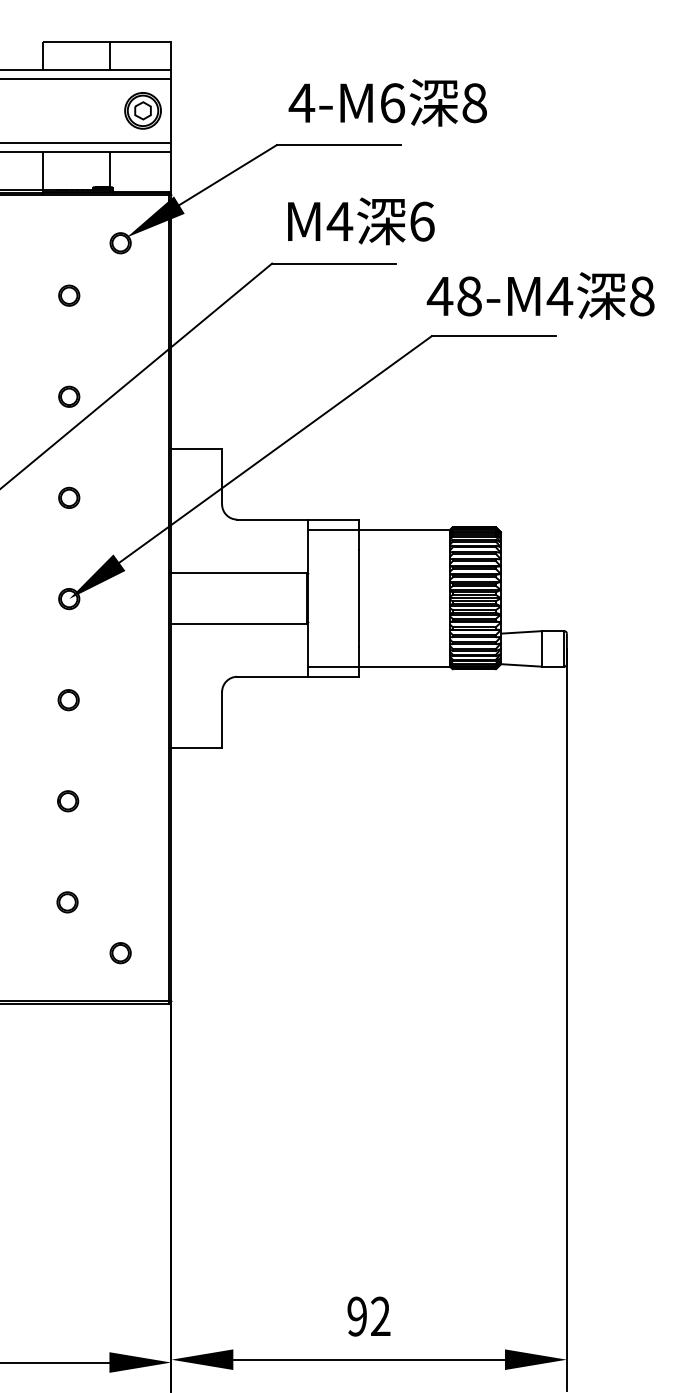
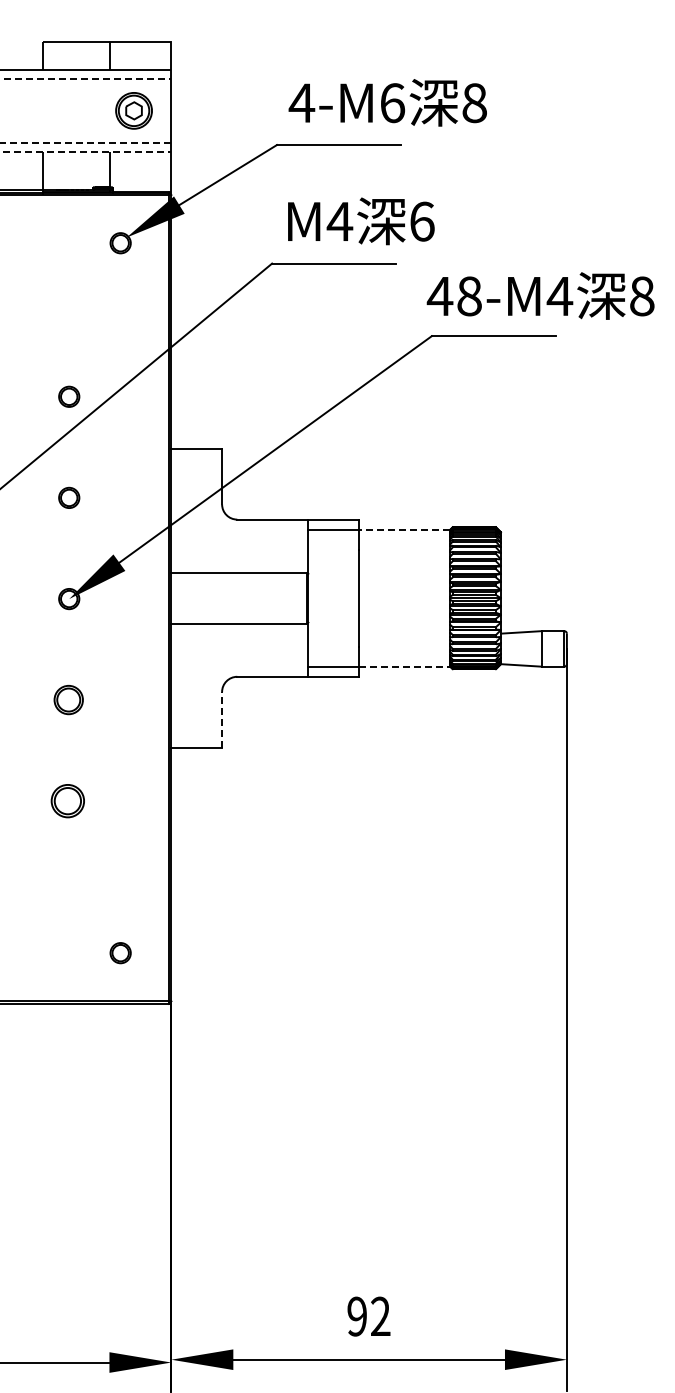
line: solid -> dashed (86, 79)
part position: (142, 110) -> (133, 110) (133, 110)
line: solid -> dashed (85, 143)
line: solid -> dashed (86, 151)
part: present -> none (69, 295)
line: solid -> dashed (404, 529)
line: solid -> dashed (404, 666)
part size: 23x23 px -> 31x31 px (68, 700)
line: solid -> dashed (222, 719)
part size: 23x23 px -> 35x35 px (67, 801)
part: present -> none (67, 902)
